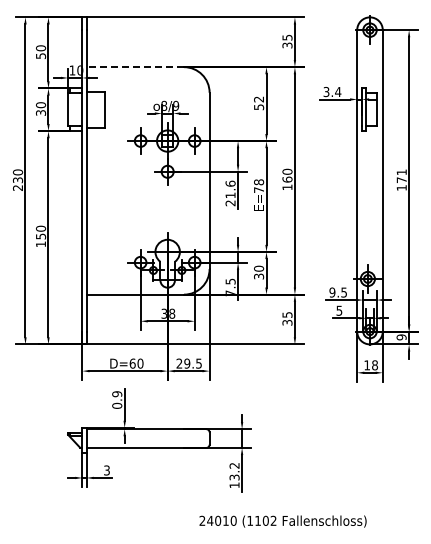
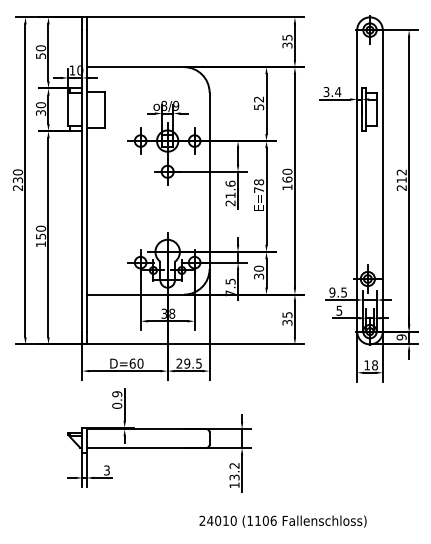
line: dashed -> solid (135, 67)
text: 171 -> 212 (401, 179)
text: (1102 -> (1106 (273, 520)
